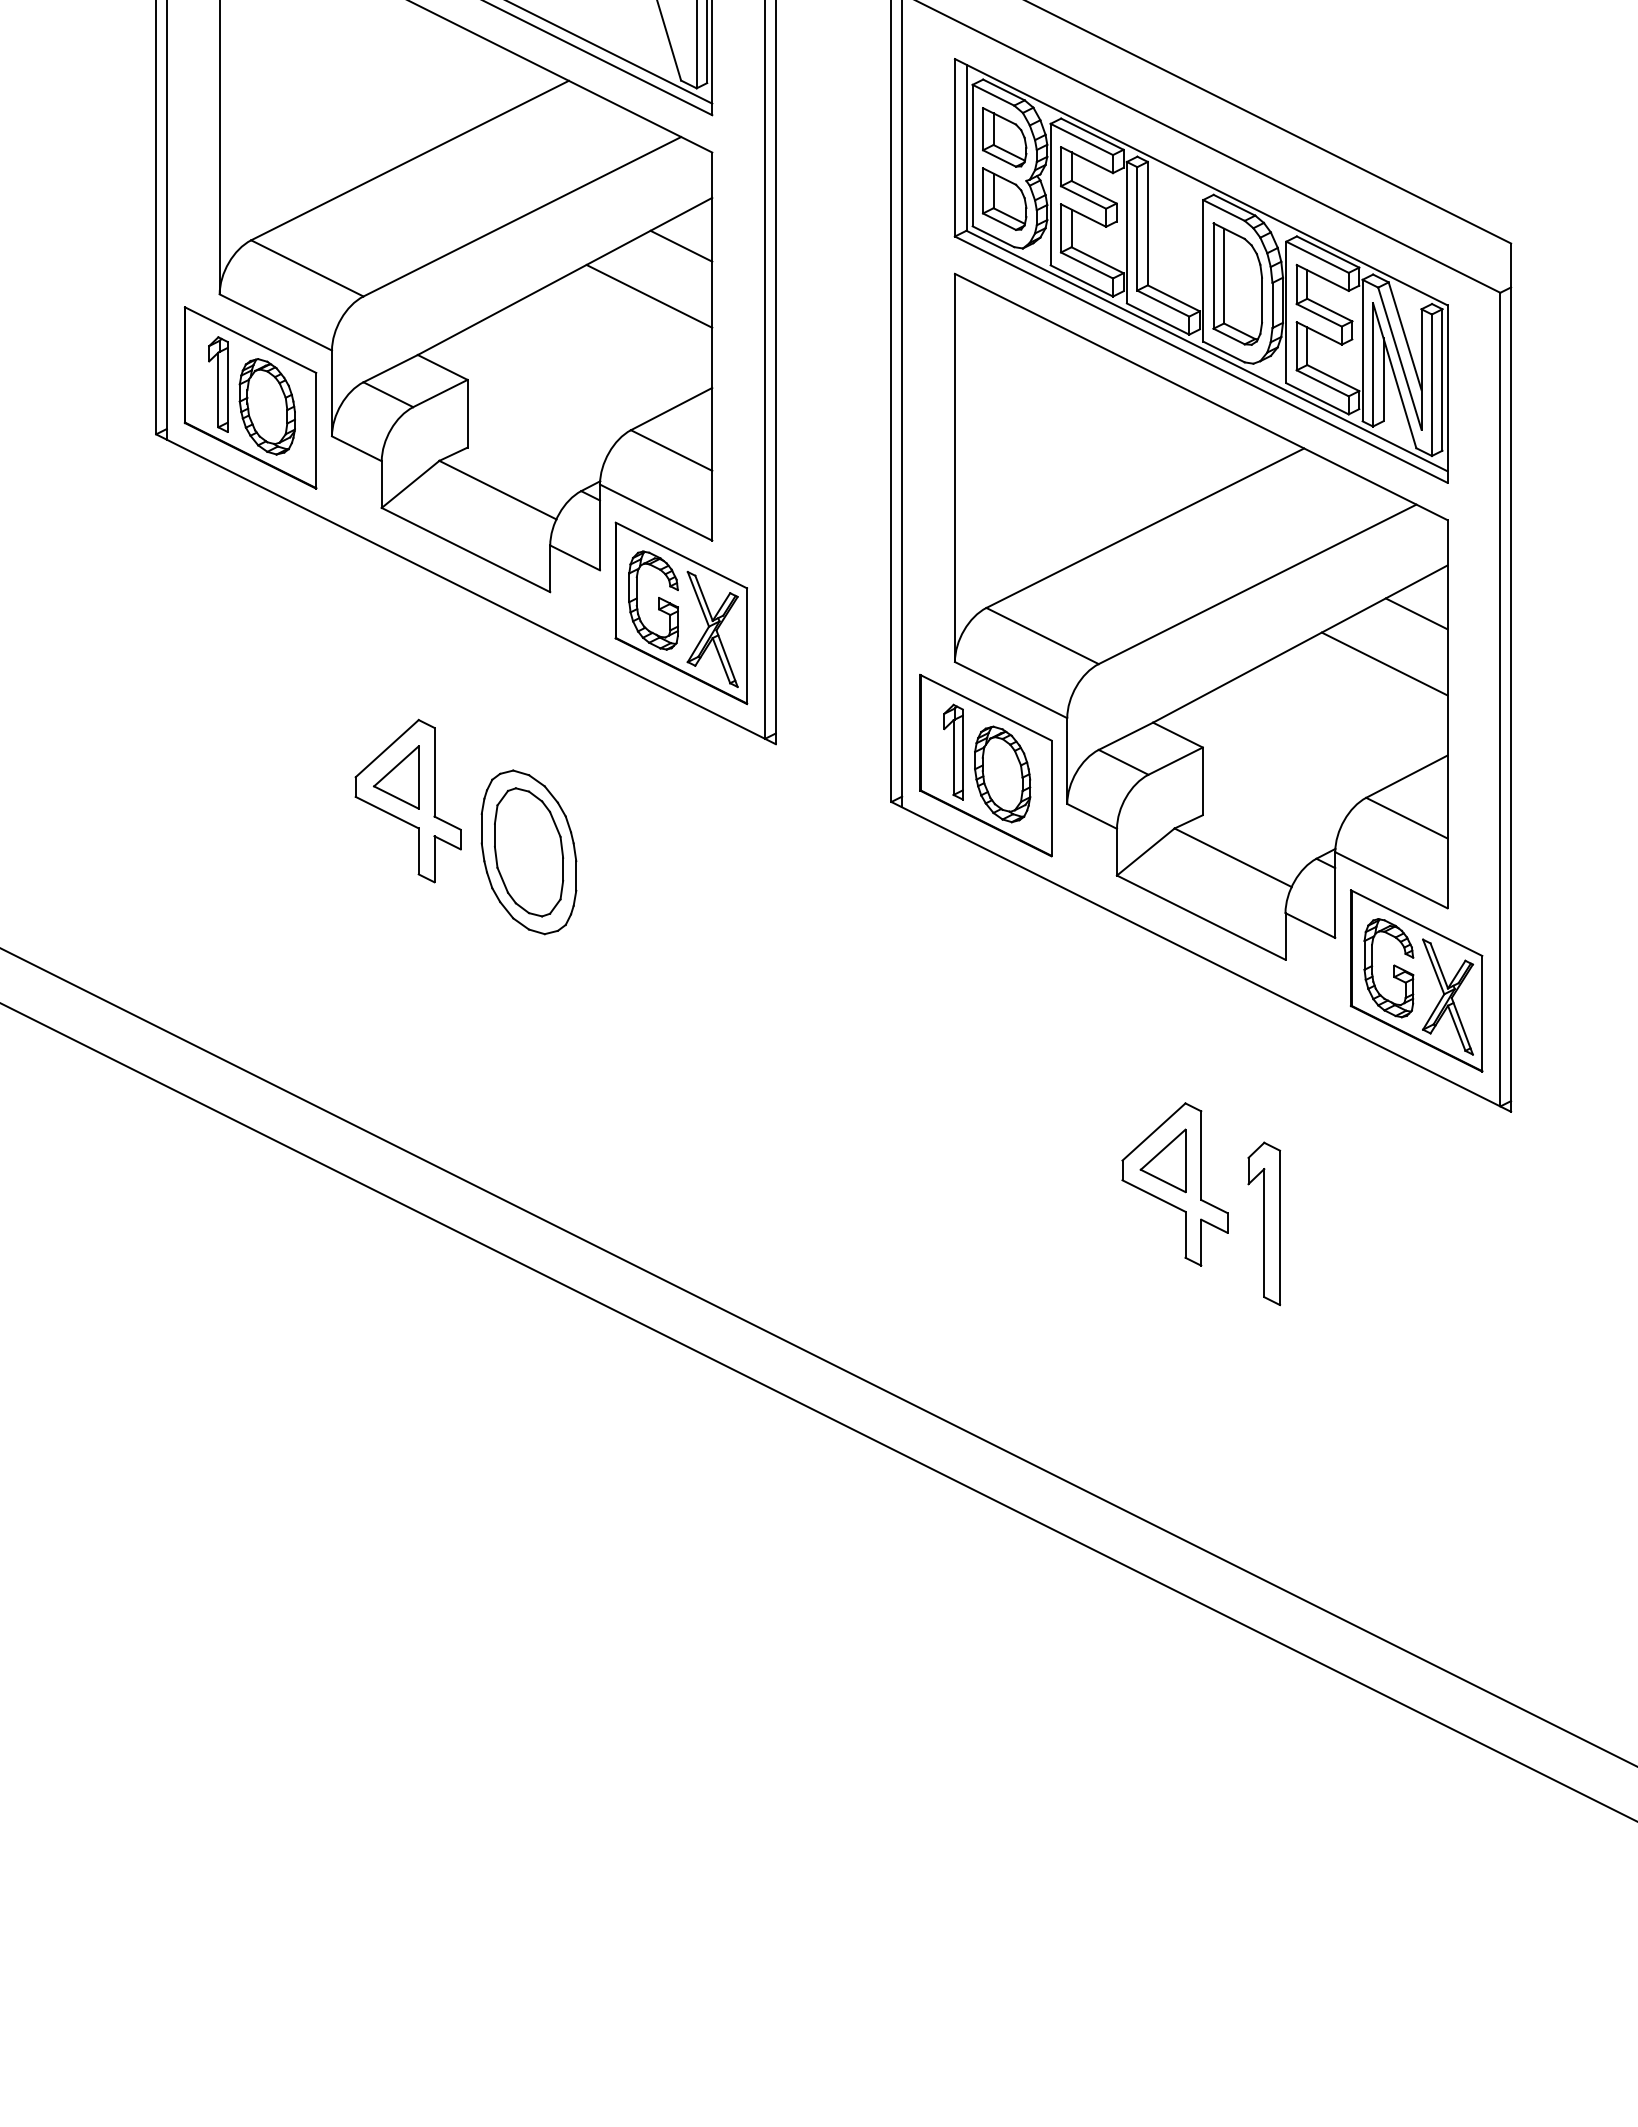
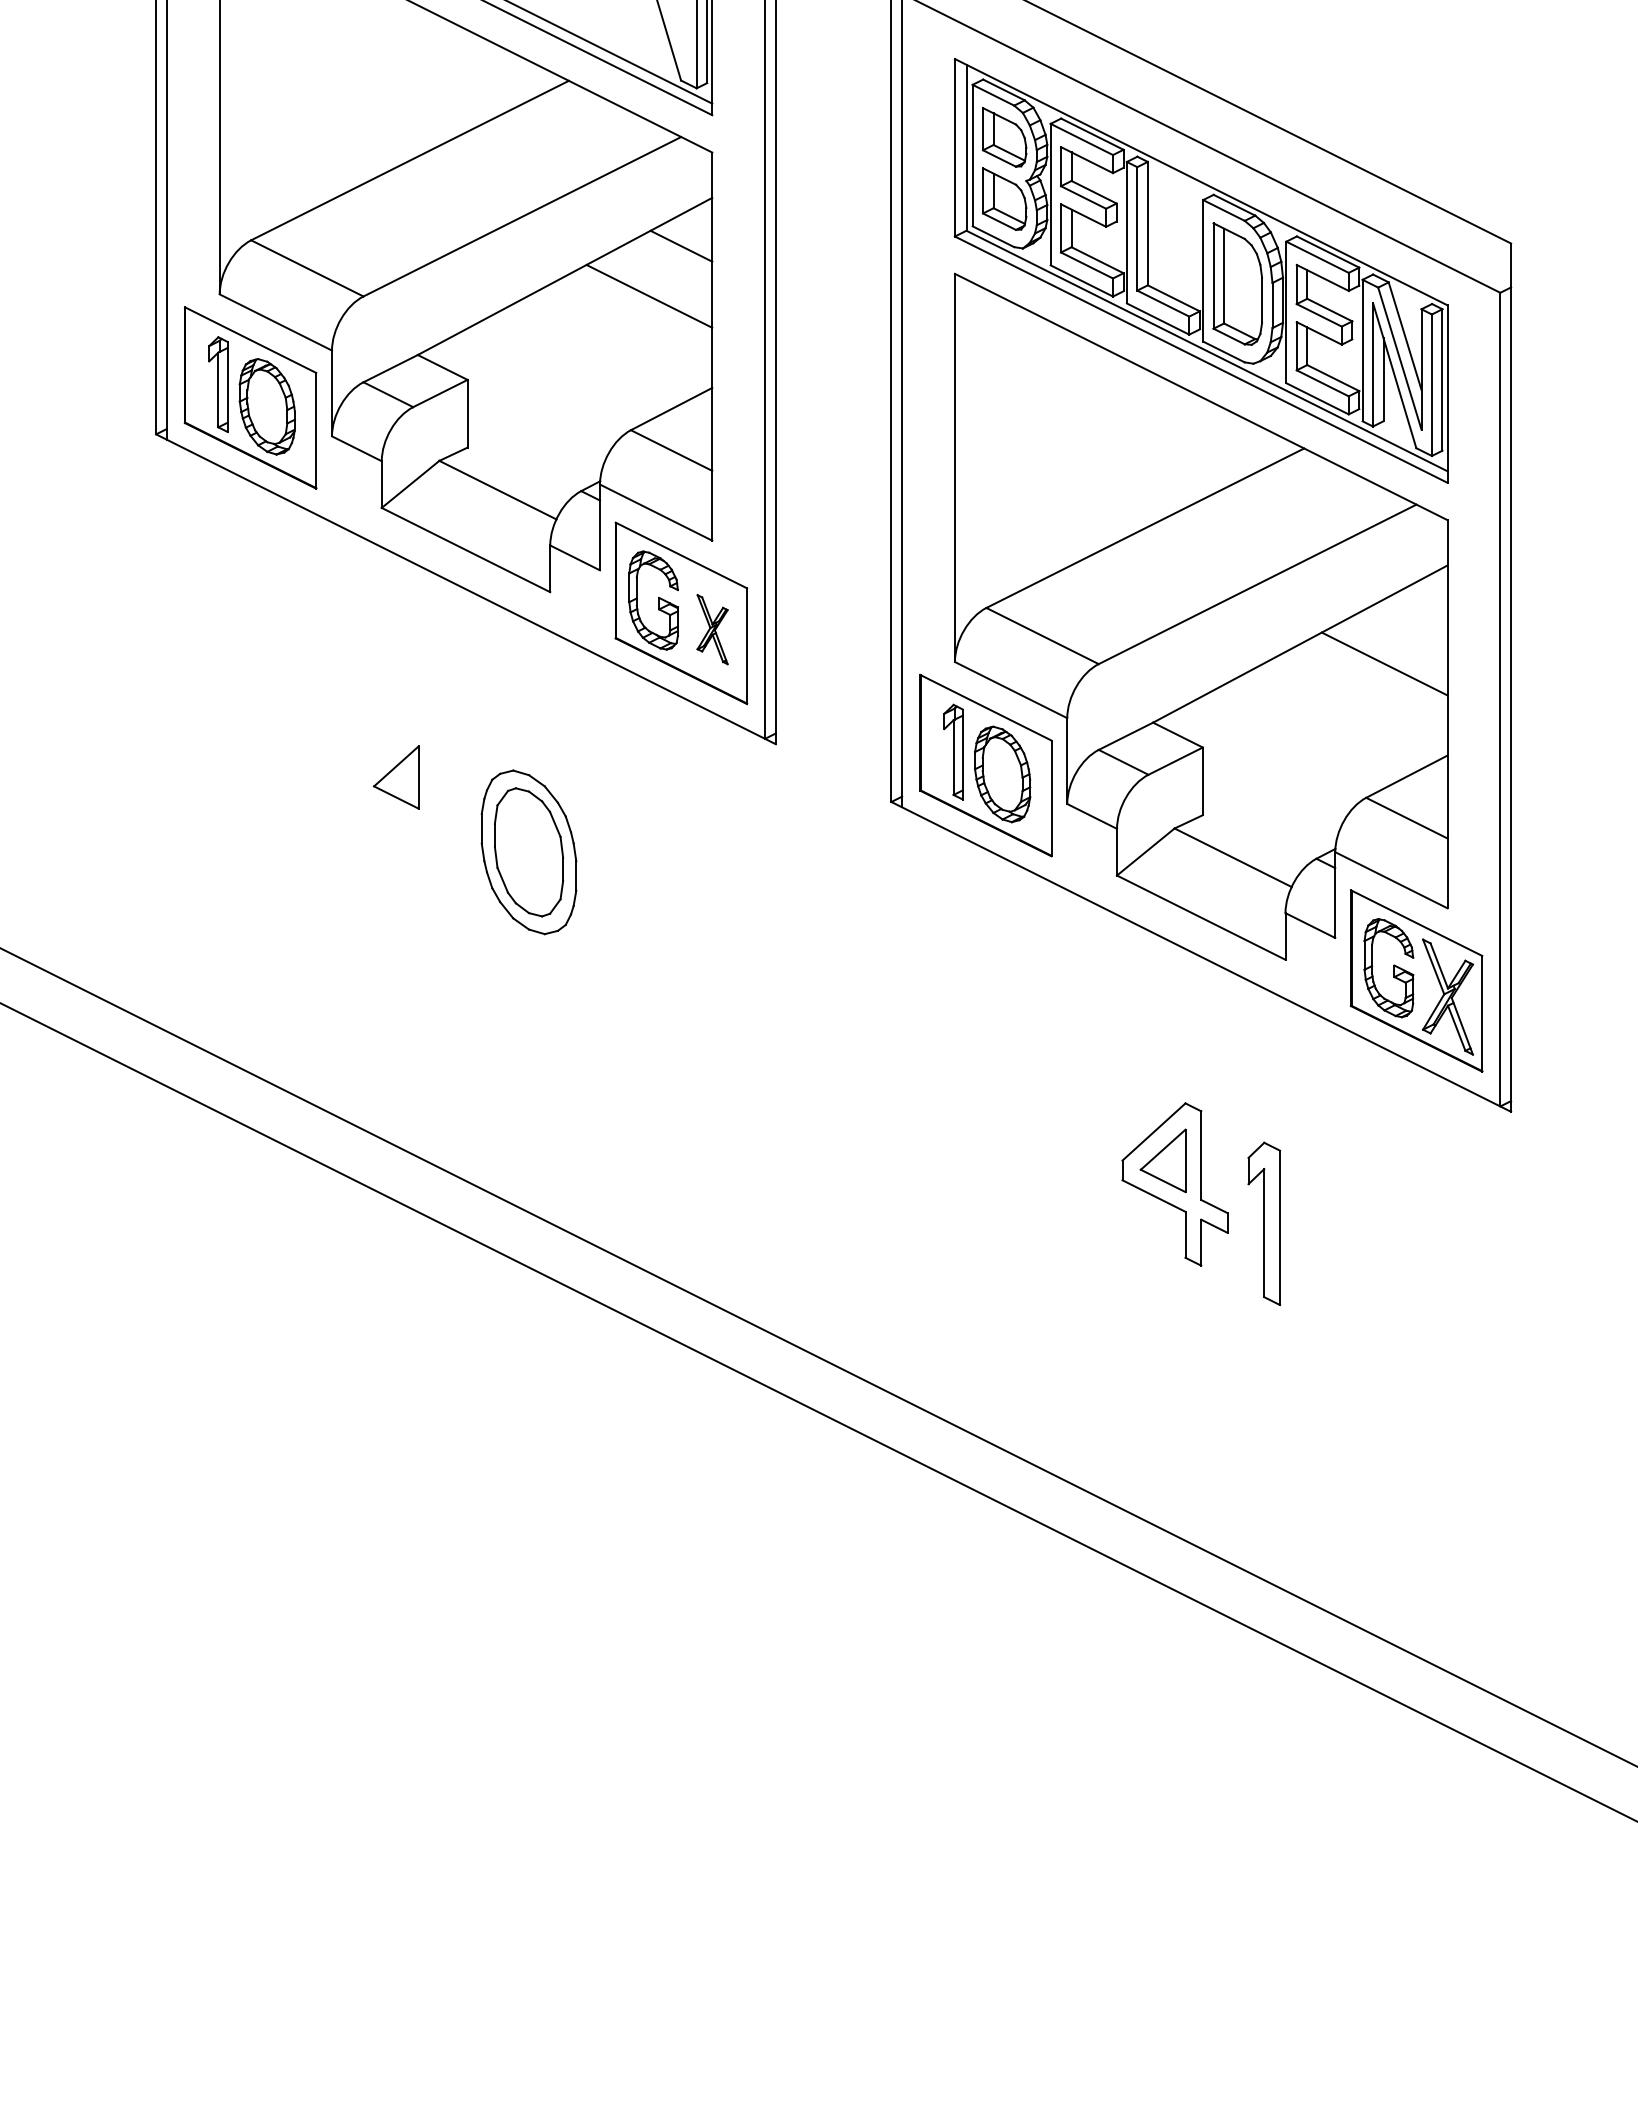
line: present -> none (1416, 613)
part size: 53x118 px -> 33x72 px (712, 629)
part: present -> none (407, 800)
